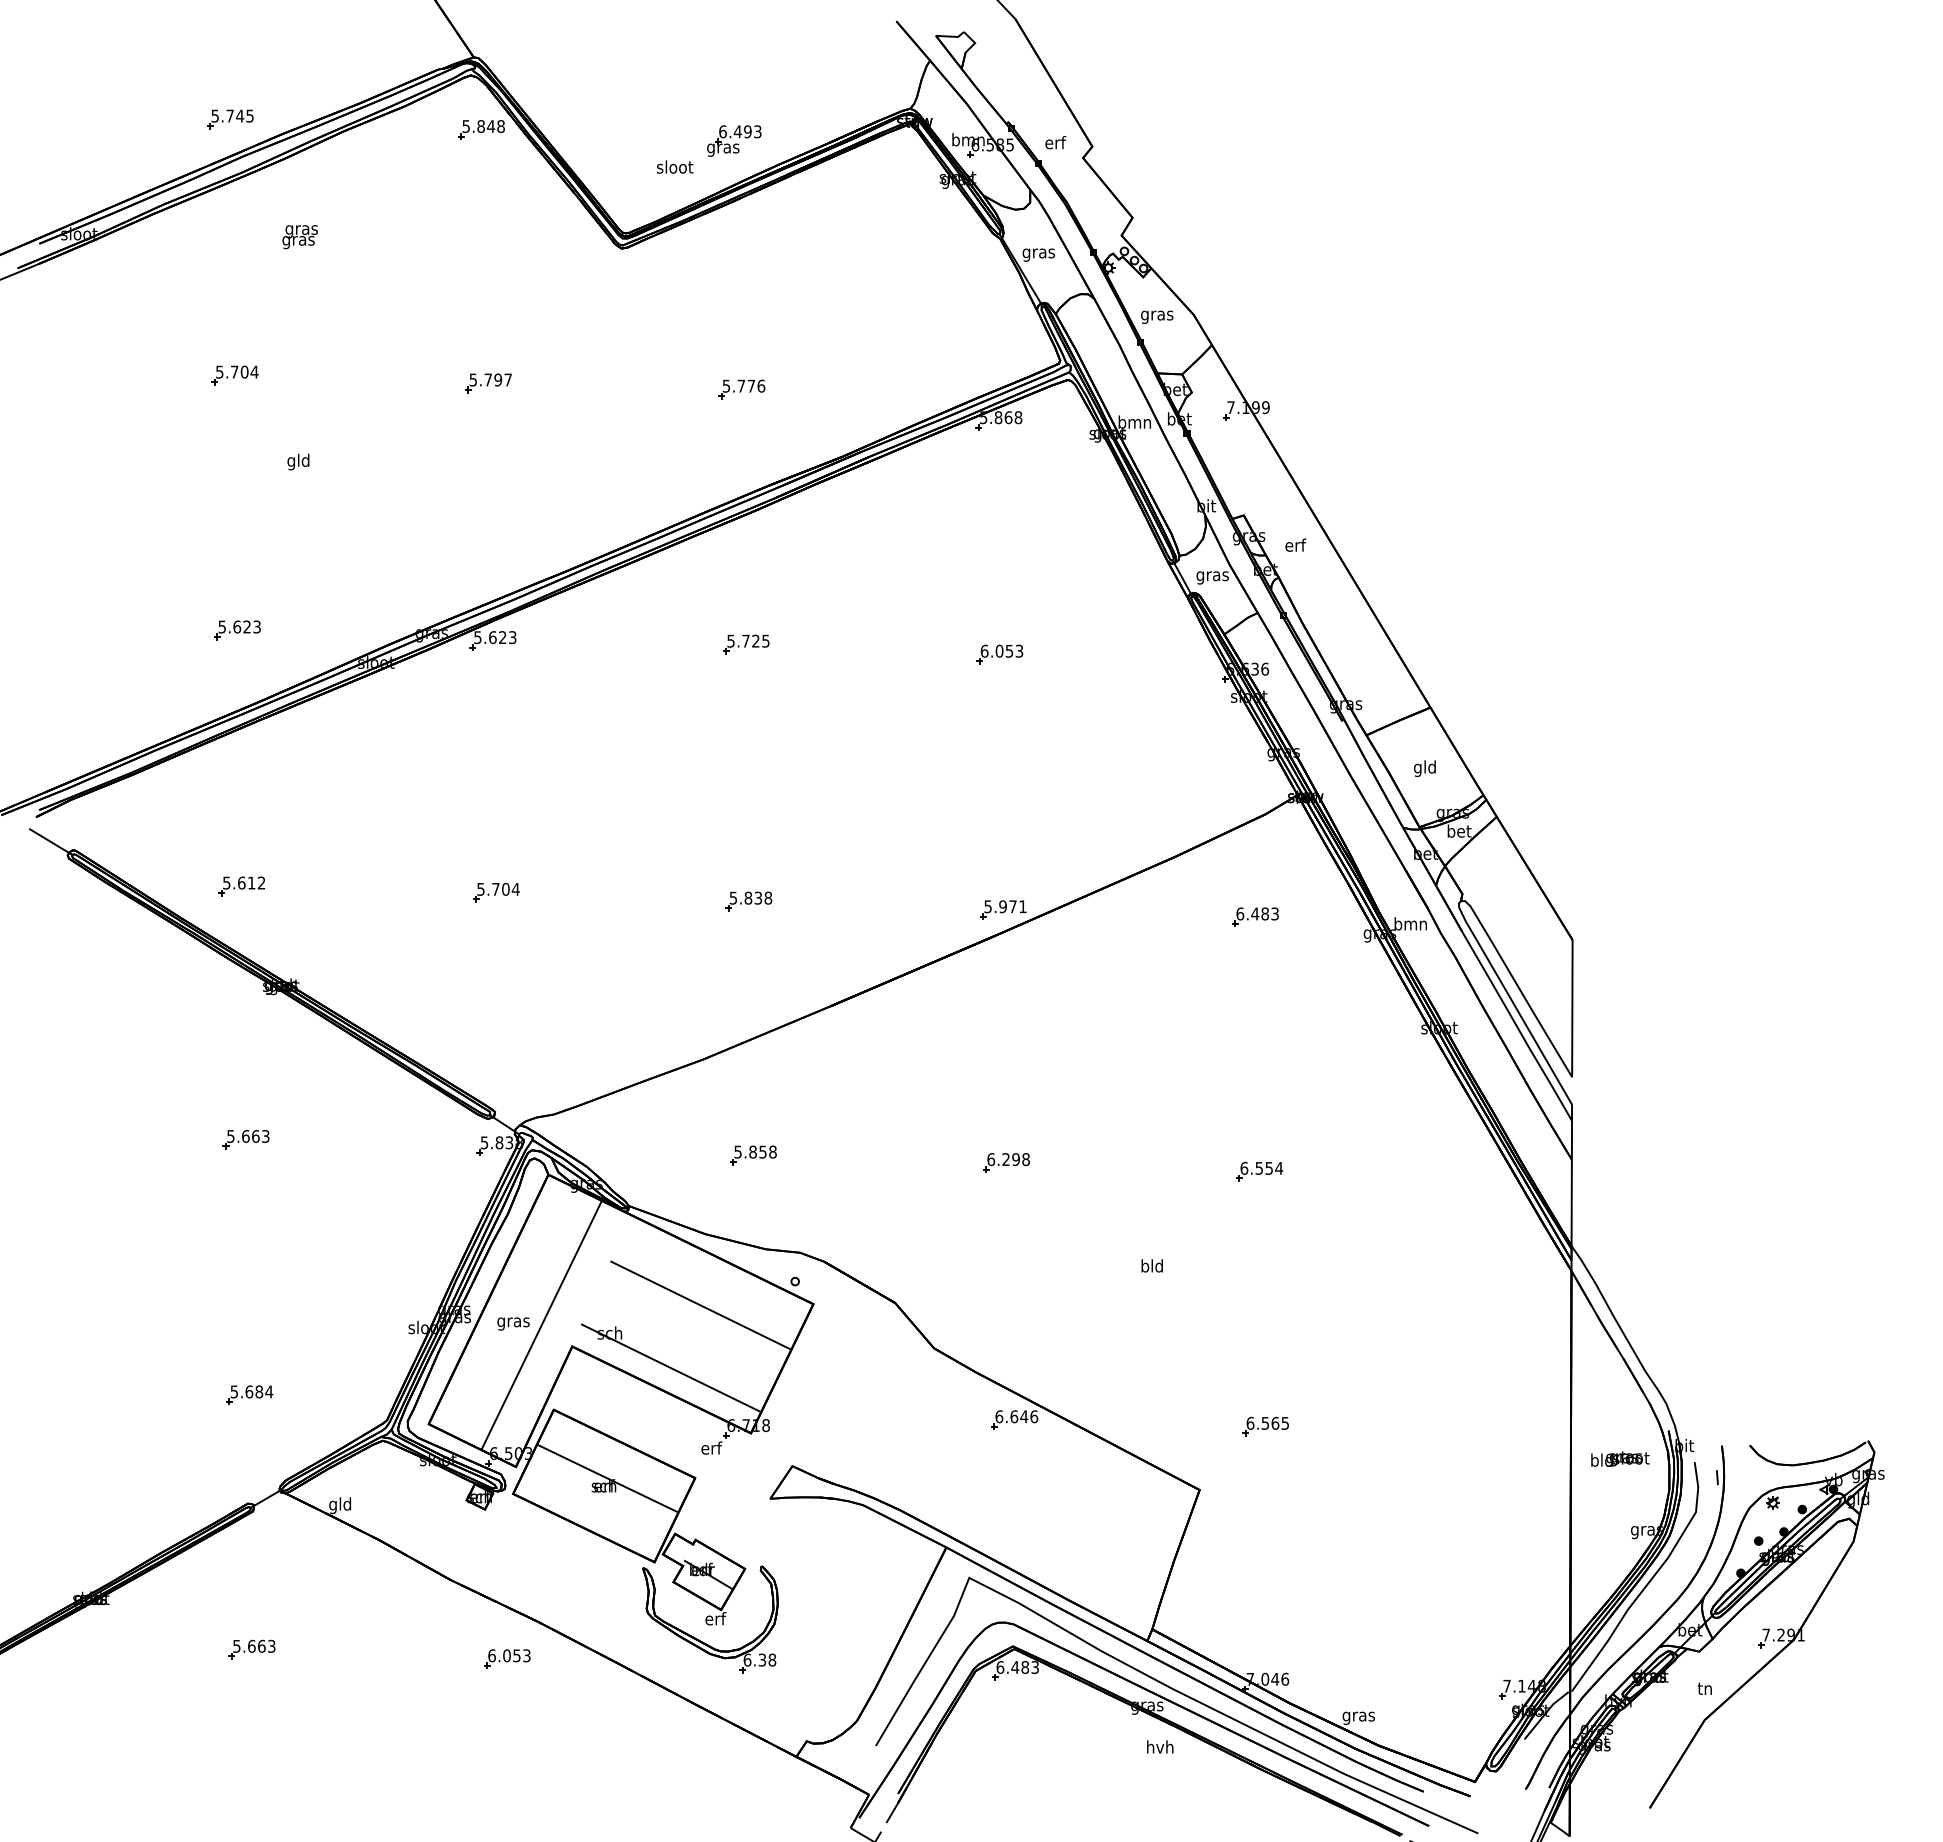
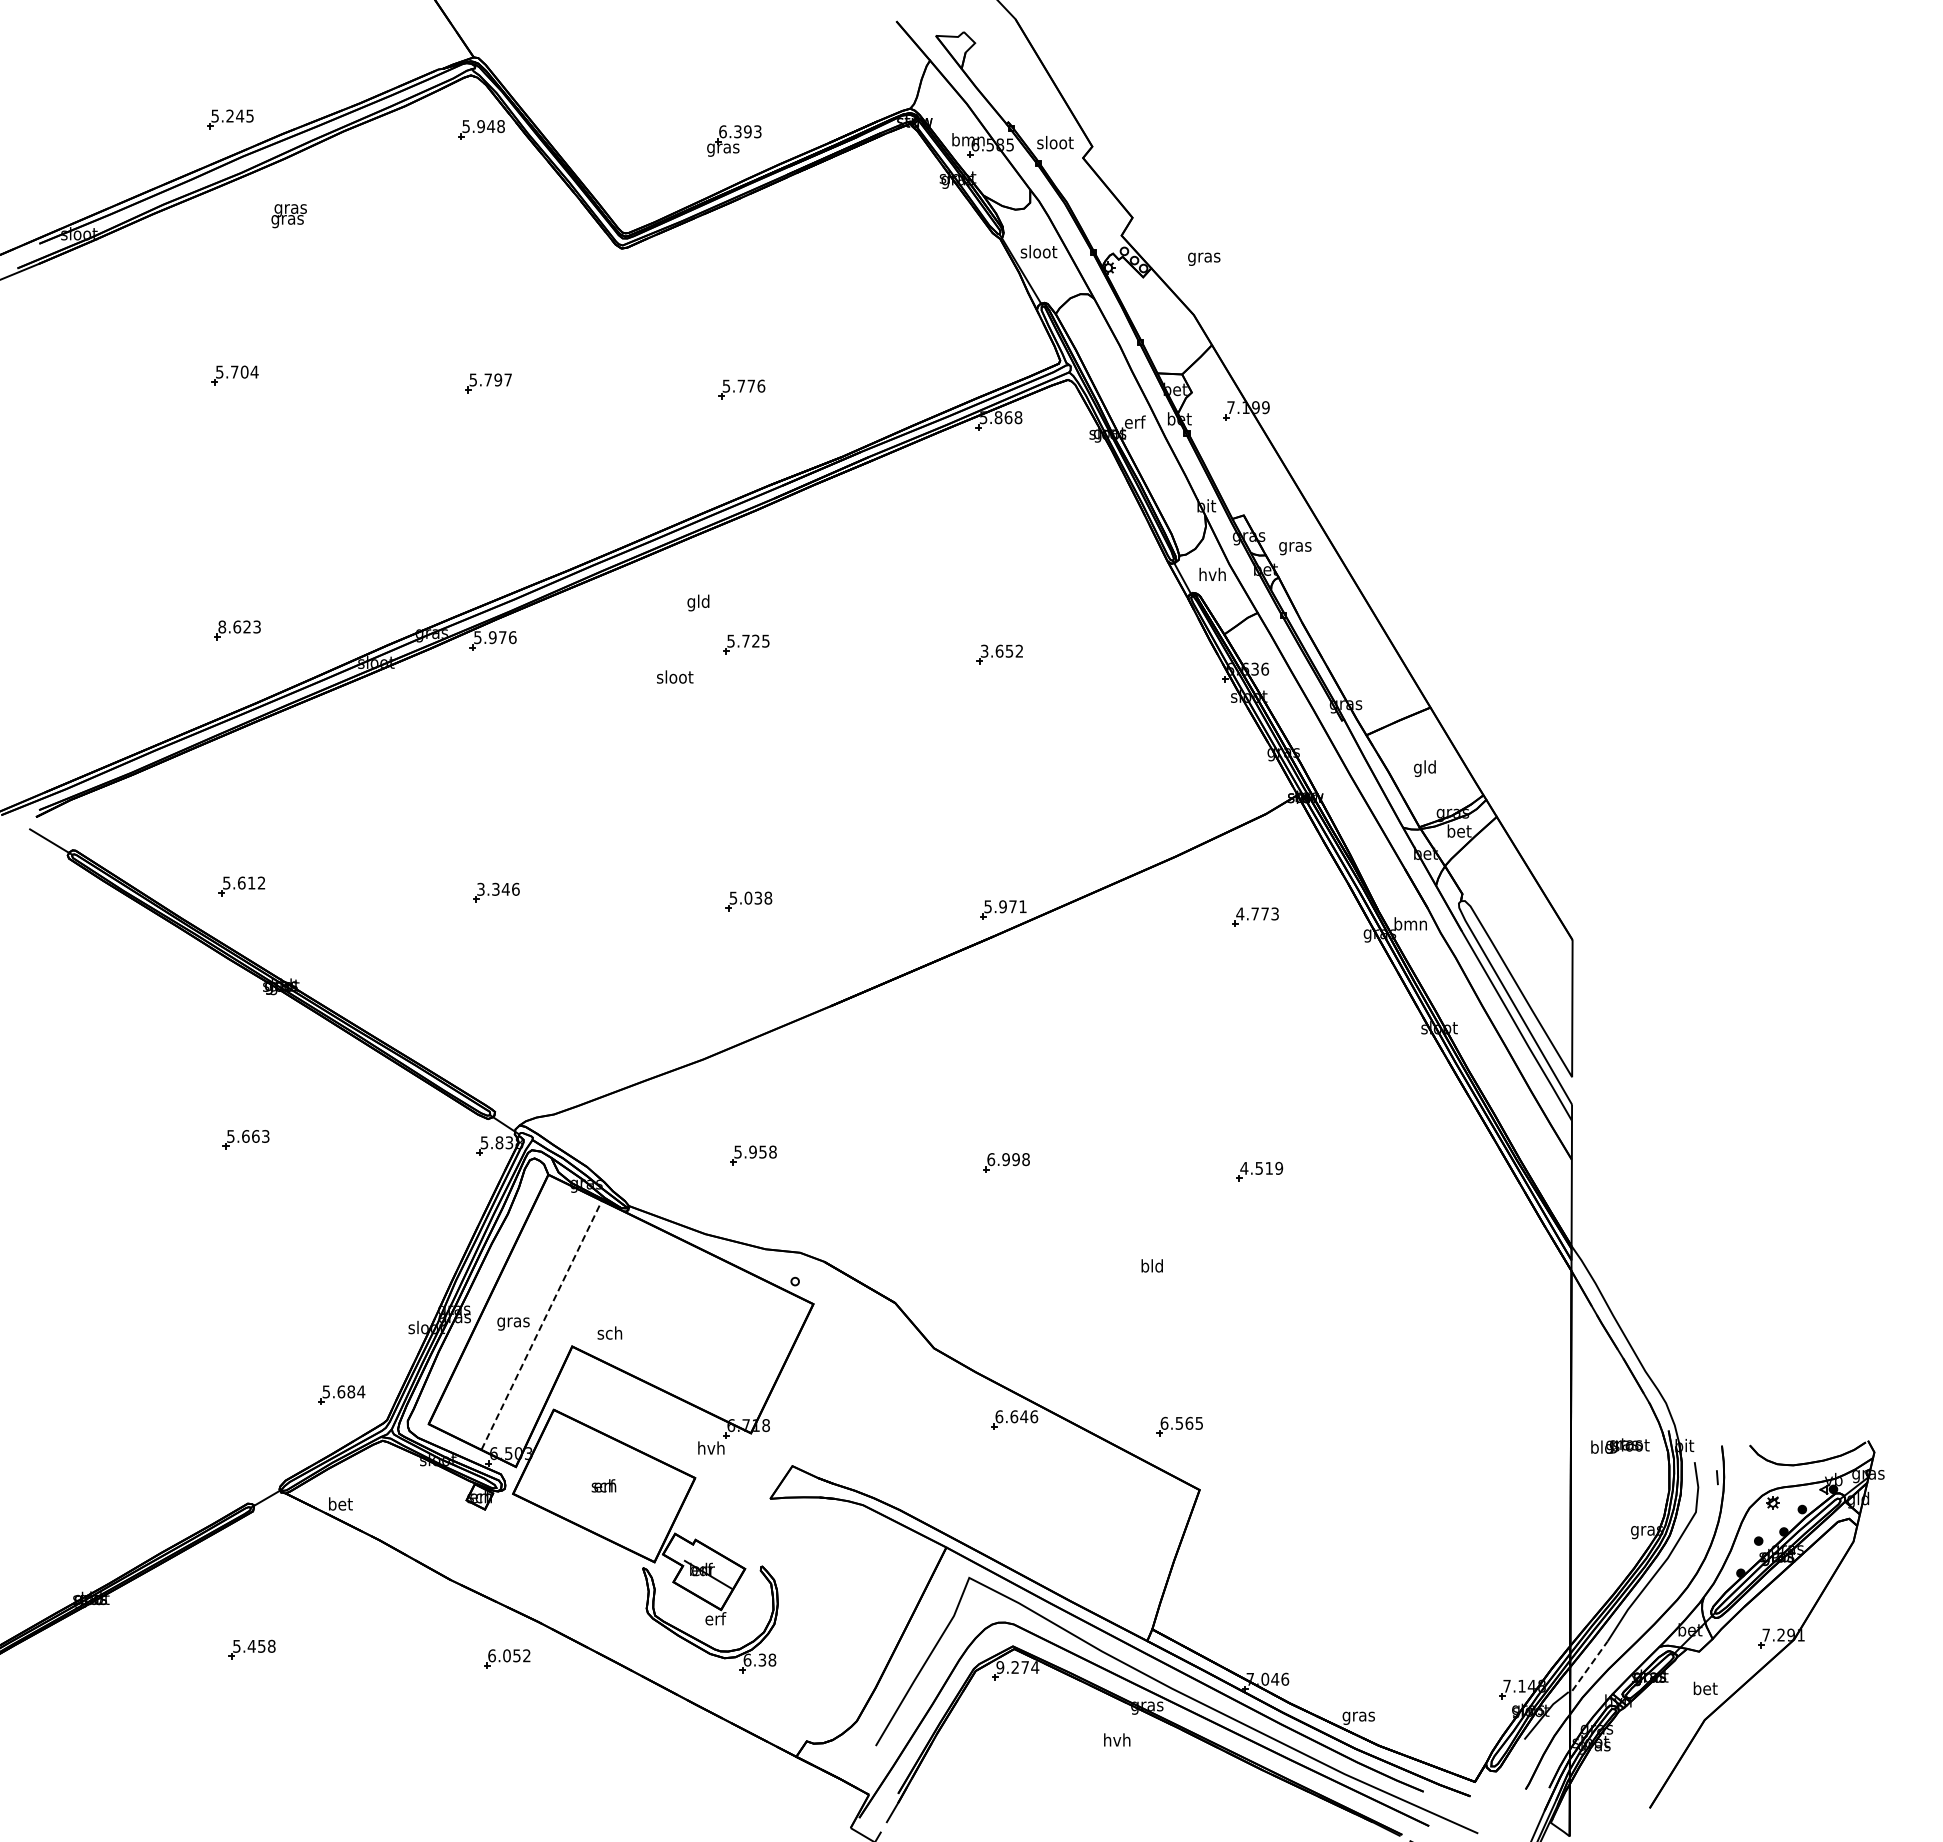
text: 5.745 -> 5.245 (229, 115)
text: 5.848 -> 5.948 (480, 126)
text: 6.493 -> 6.393 (737, 131)
text: erf -> sloot (1055, 142)
text position: (675, 166) -> (675, 676) (675, 676)
text position: (299, 237) -> (288, 216) (288, 216)
text: gras -> sloot (1038, 253)
text position: (1157, 316) -> (1204, 258) (1204, 258)
text: bmn -> erf (1134, 421)
text position: (298, 461) -> (698, 602) (698, 602)
text: erf -> gras (1295, 546)
text: gras -> hvh (1212, 575)
text: 5.623 -> 8.623 (222, 626)
text: 5.623 -> 5.976 (502, 637)
text: 6.053 -> 3.652 (1001, 650)
text: 5.704 -> 3.346 (498, 888)
text: 5.838 -> 5.038 (748, 898)
text: 6.483 -> 4.773 (1252, 913)
text: 5.858 -> 5.958 (752, 1151)
text: 6.298 -> 6.998 (1005, 1159)
text: 6.554 -> 4.519 (1261, 1167)
line: present -> none (701, 1305)
line: solid -> dashed (541, 1324)
line: present -> none (671, 1368)
part position: (249, 1394) -> (341, 1394) (341, 1394)
part position: (1265, 1426) -> (1179, 1426) (1179, 1426)
text: erf -> hvh (711, 1447)
text position: (1620, 1458) -> (1620, 1445) (1620, 1445)
line: present -> none (607, 1478)
text: gld -> bet (340, 1505)
text: 5.663 -> 5.458 (261, 1645)
text: 6.053 -> 6.052 (526, 1655)
line: solid -> dashed (1590, 1665)
text: 6.483 -> 9.274 (1017, 1667)
text: tn -> bet (1705, 1688)
text position: (1160, 1746) -> (1117, 1739) (1117, 1739)
